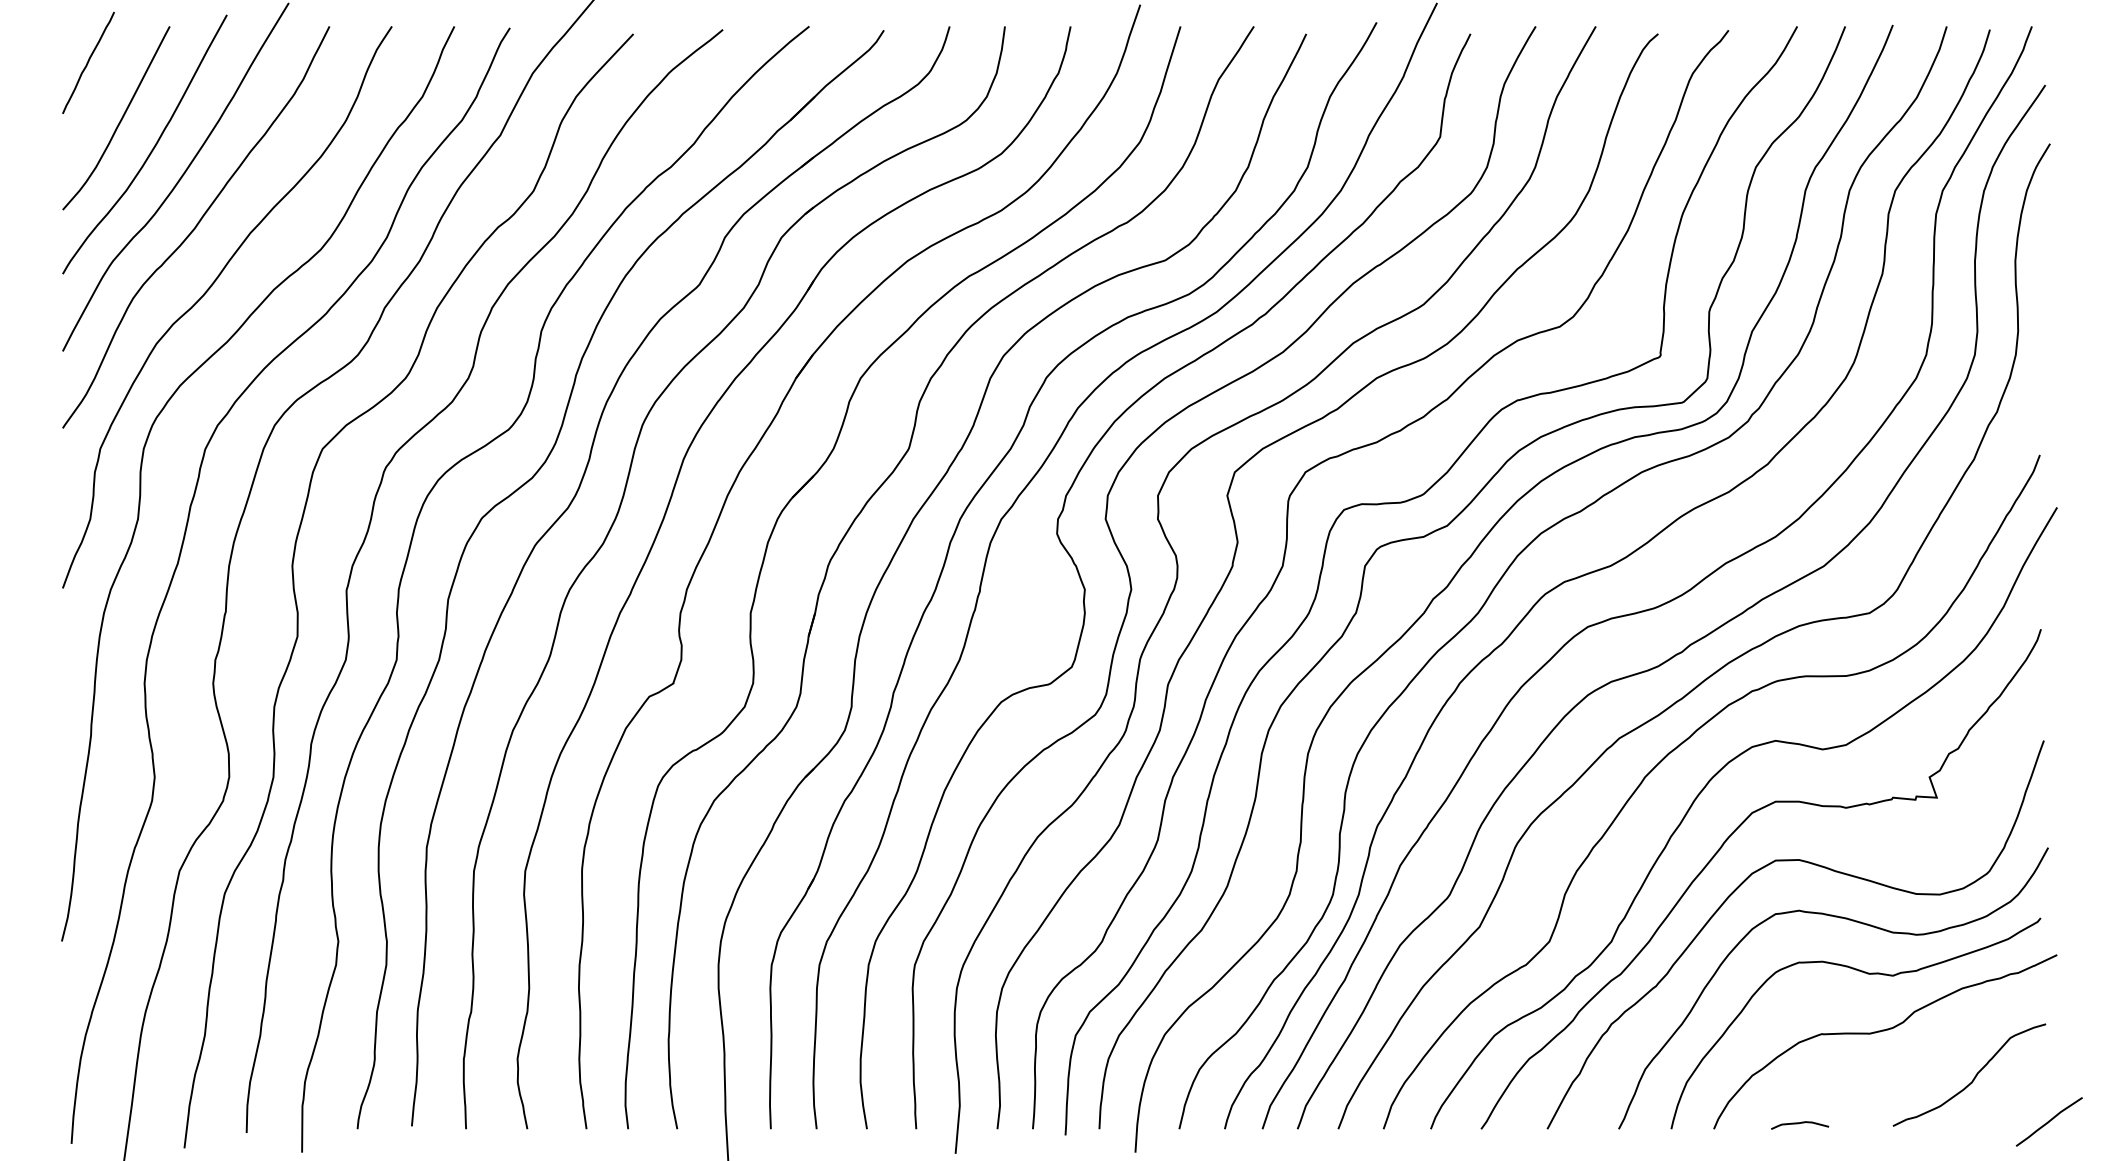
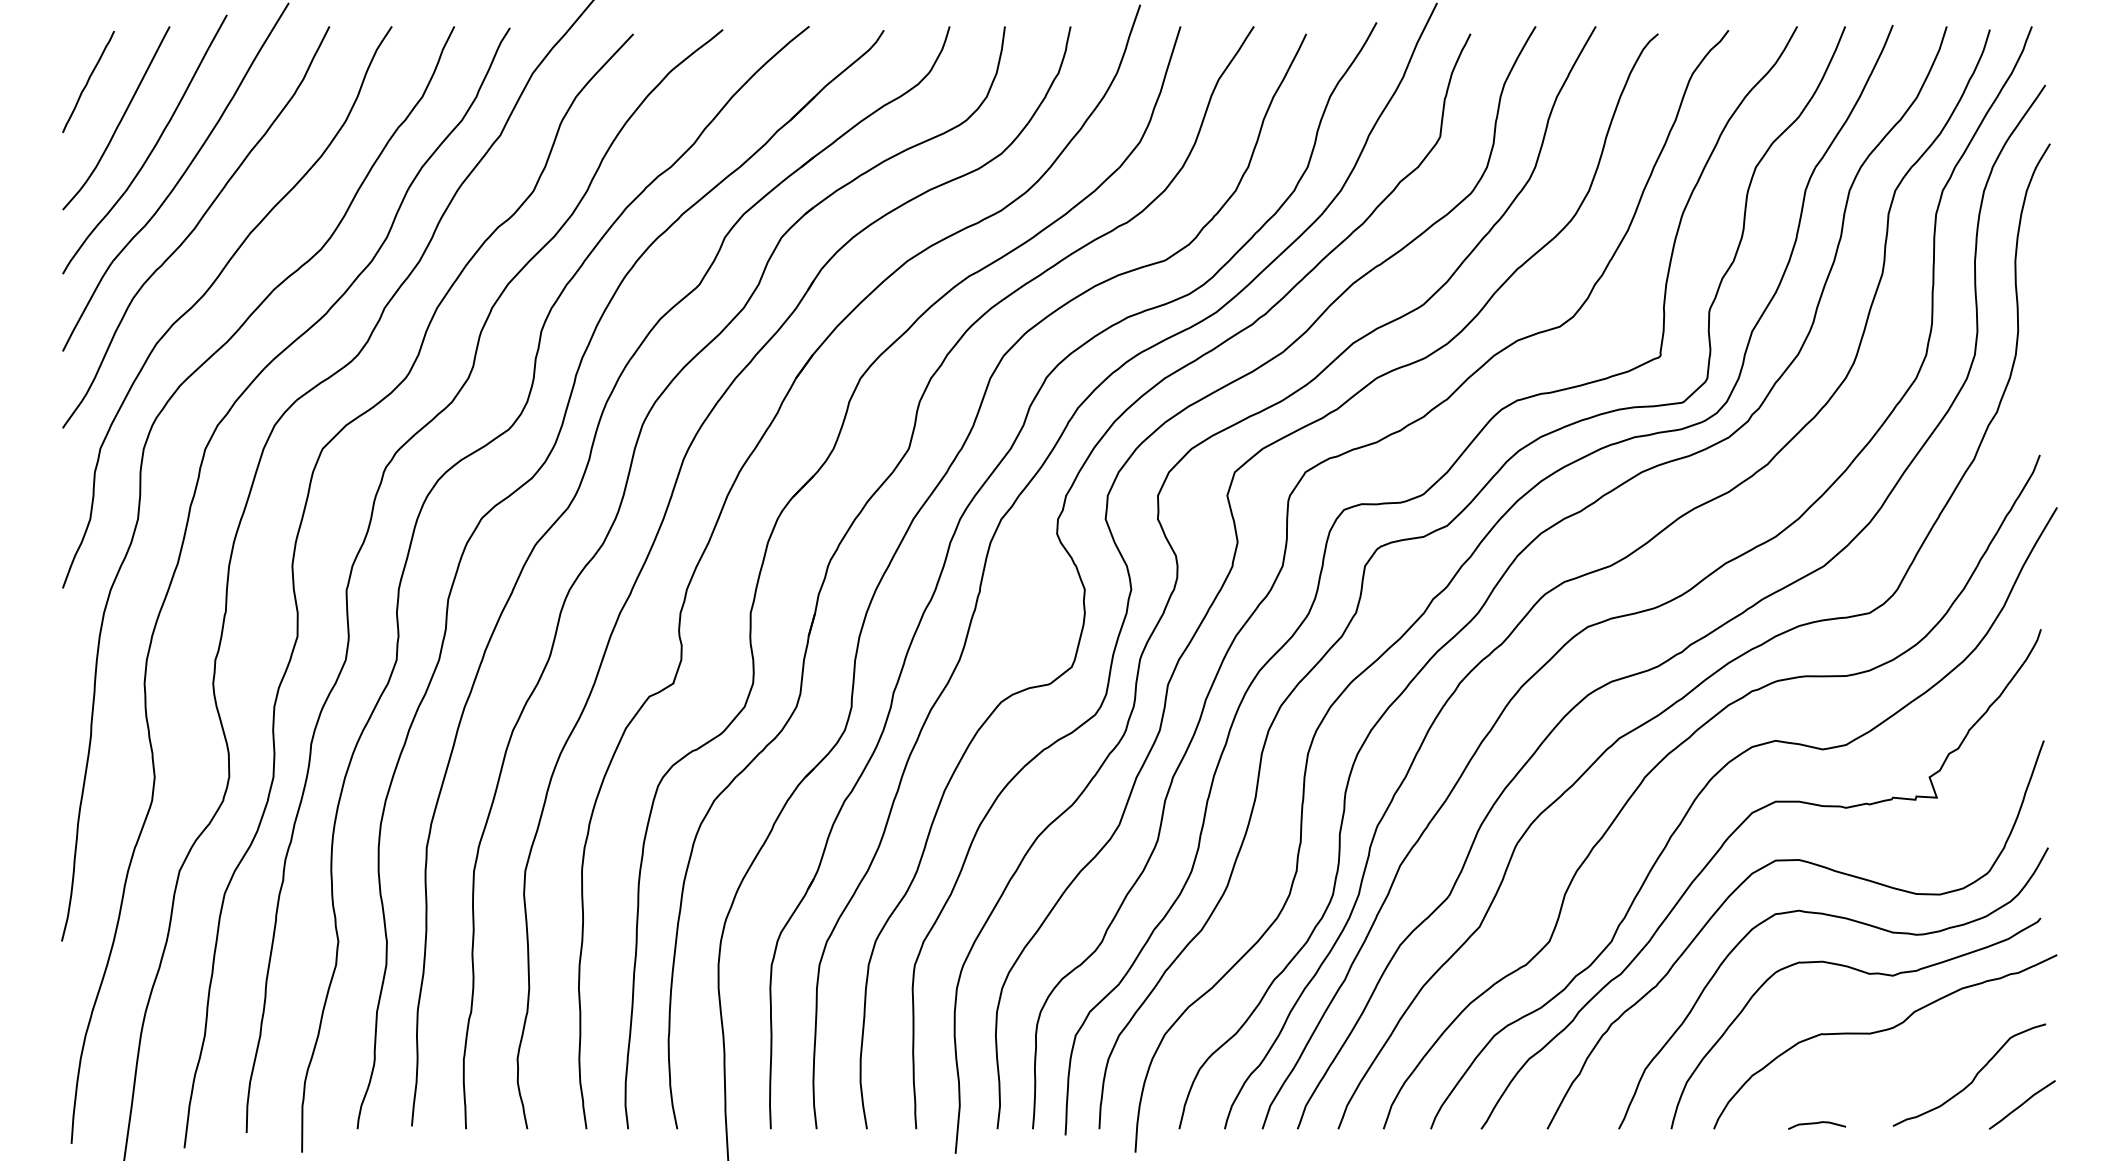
curve position: (88, 62) -> (88, 81) (88, 81)
curve position: (2048, 1121) -> (2021, 1104) (2021, 1104)
curve position: (1800, 1123) -> (1817, 1123) (1817, 1123)
